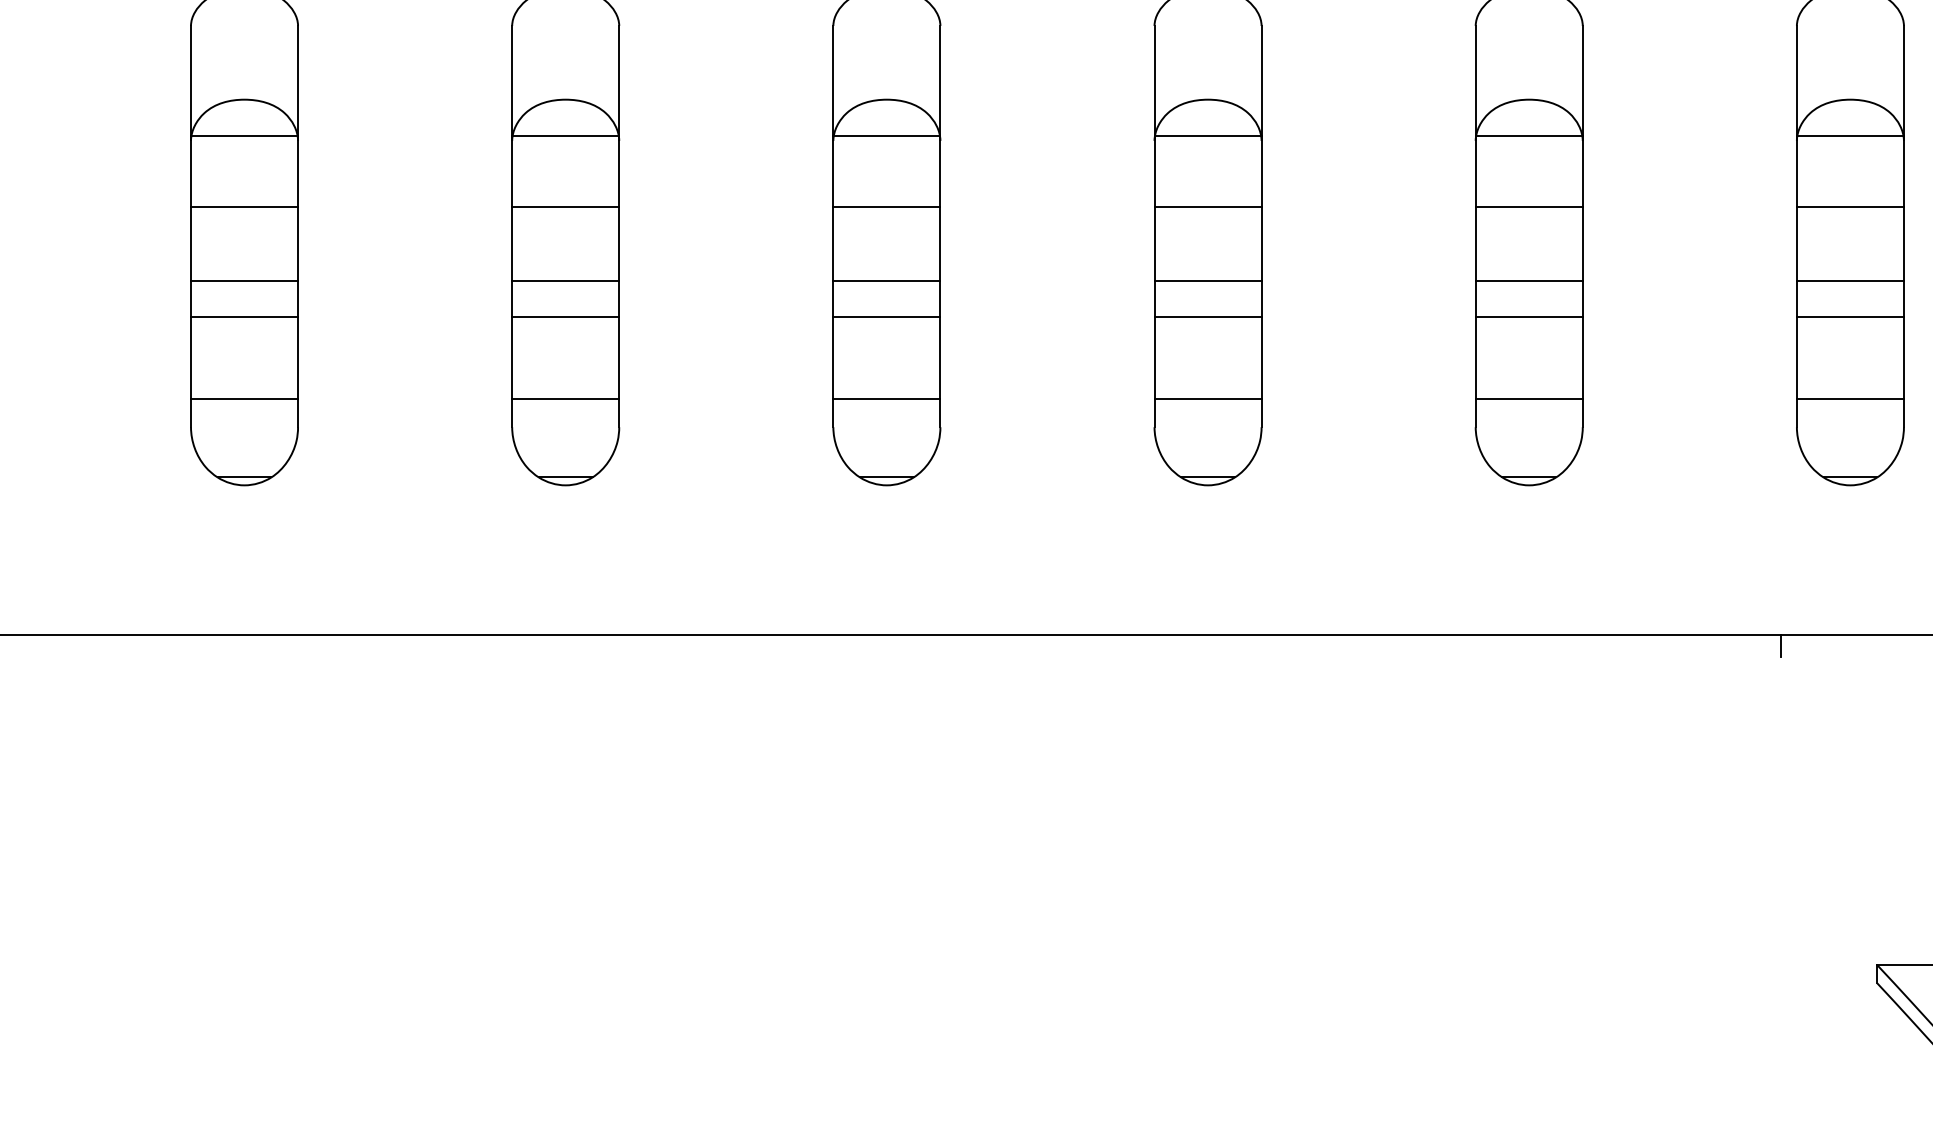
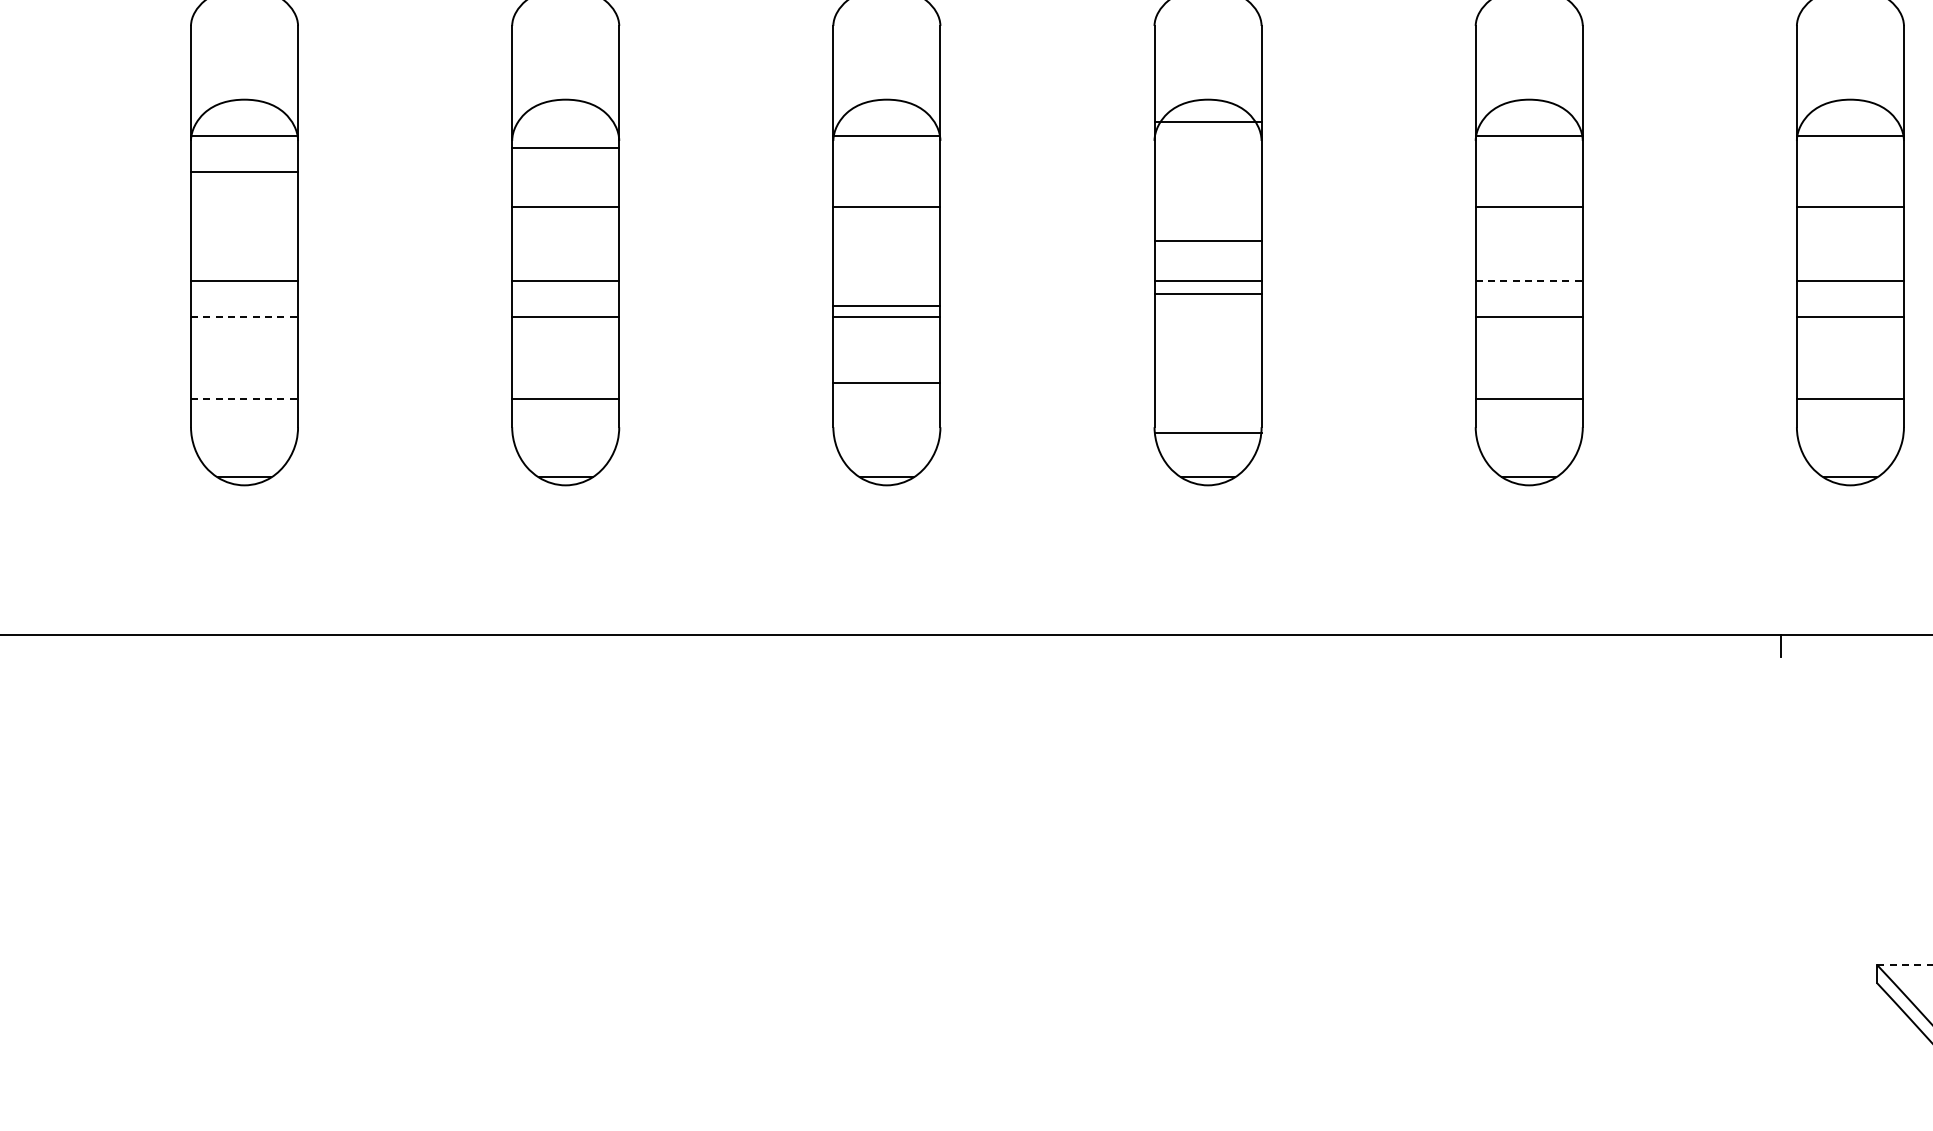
line position: (565, 135) -> (565, 147) (565, 147)
line position: (1207, 135) -> (1207, 121) (1207, 121)
line position: (244, 207) -> (244, 172) (244, 172)
line position: (1207, 207) -> (1207, 241) (1207, 241)
line position: (886, 281) -> (886, 306) (886, 306)
line: solid -> dashed (1529, 281)
line: solid -> dashed (244, 316)
line position: (1207, 316) -> (1207, 293) (1207, 293)
line: solid -> dashed (244, 399)
line position: (886, 399) -> (886, 383) (886, 383)
line position: (1207, 399) -> (1207, 433) (1207, 433)
line: solid -> dashed (1905, 965)
